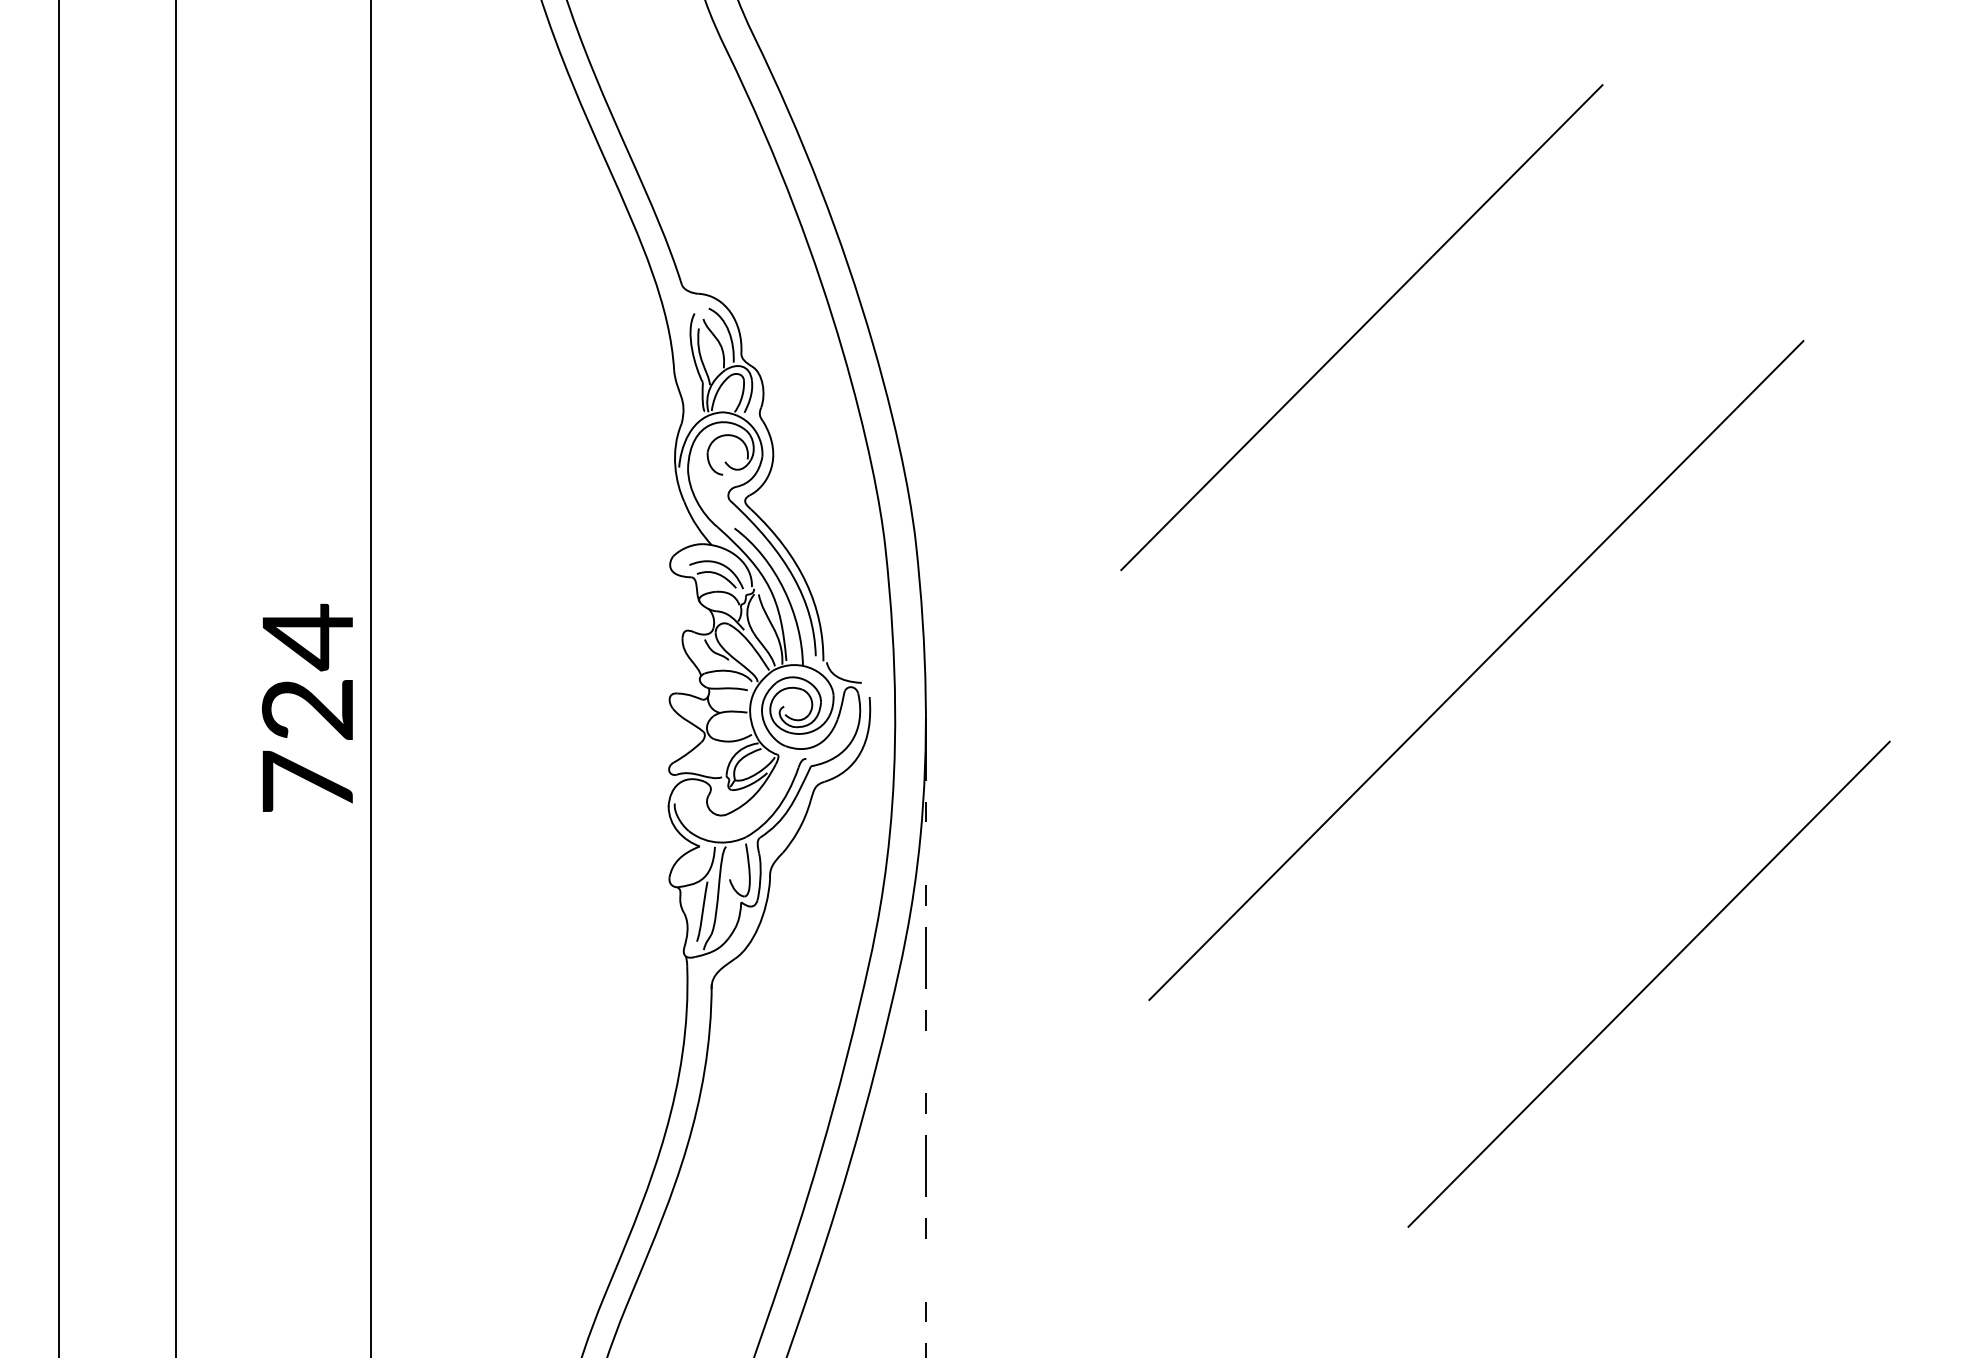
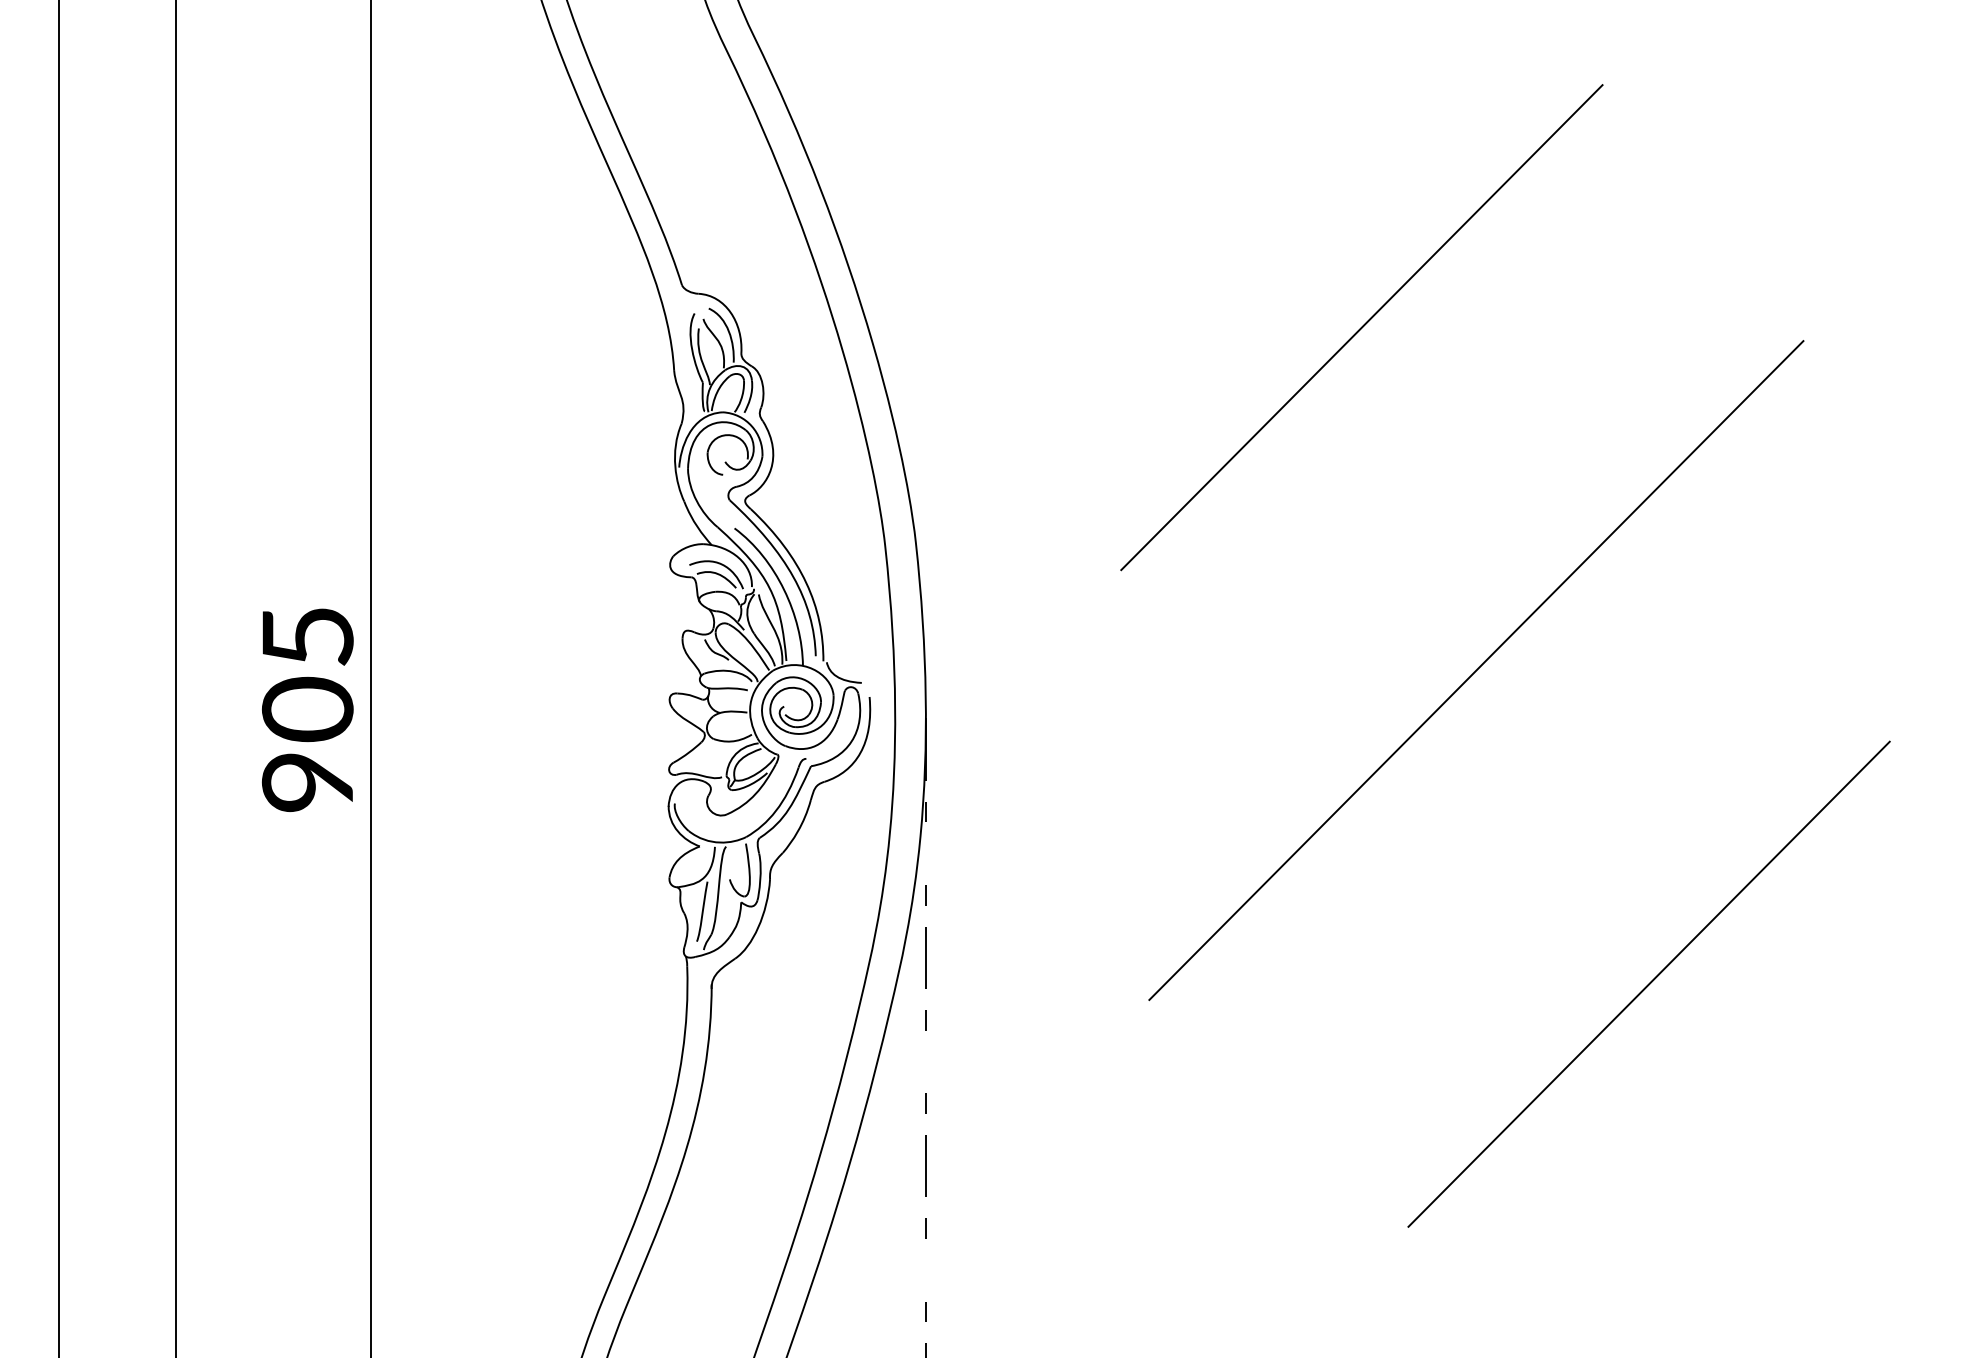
text: 724 -> 905 (307, 707)
